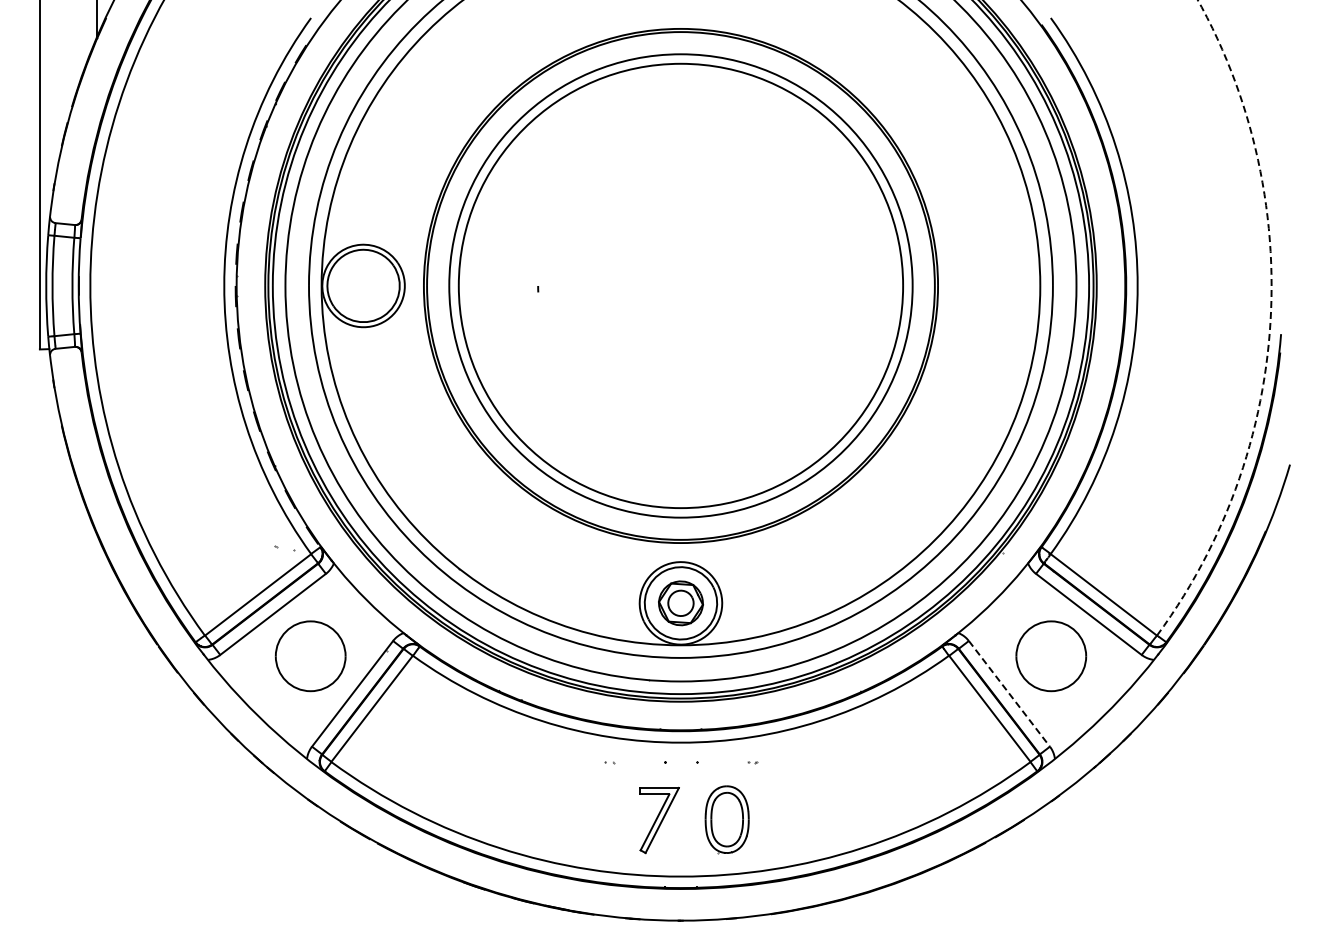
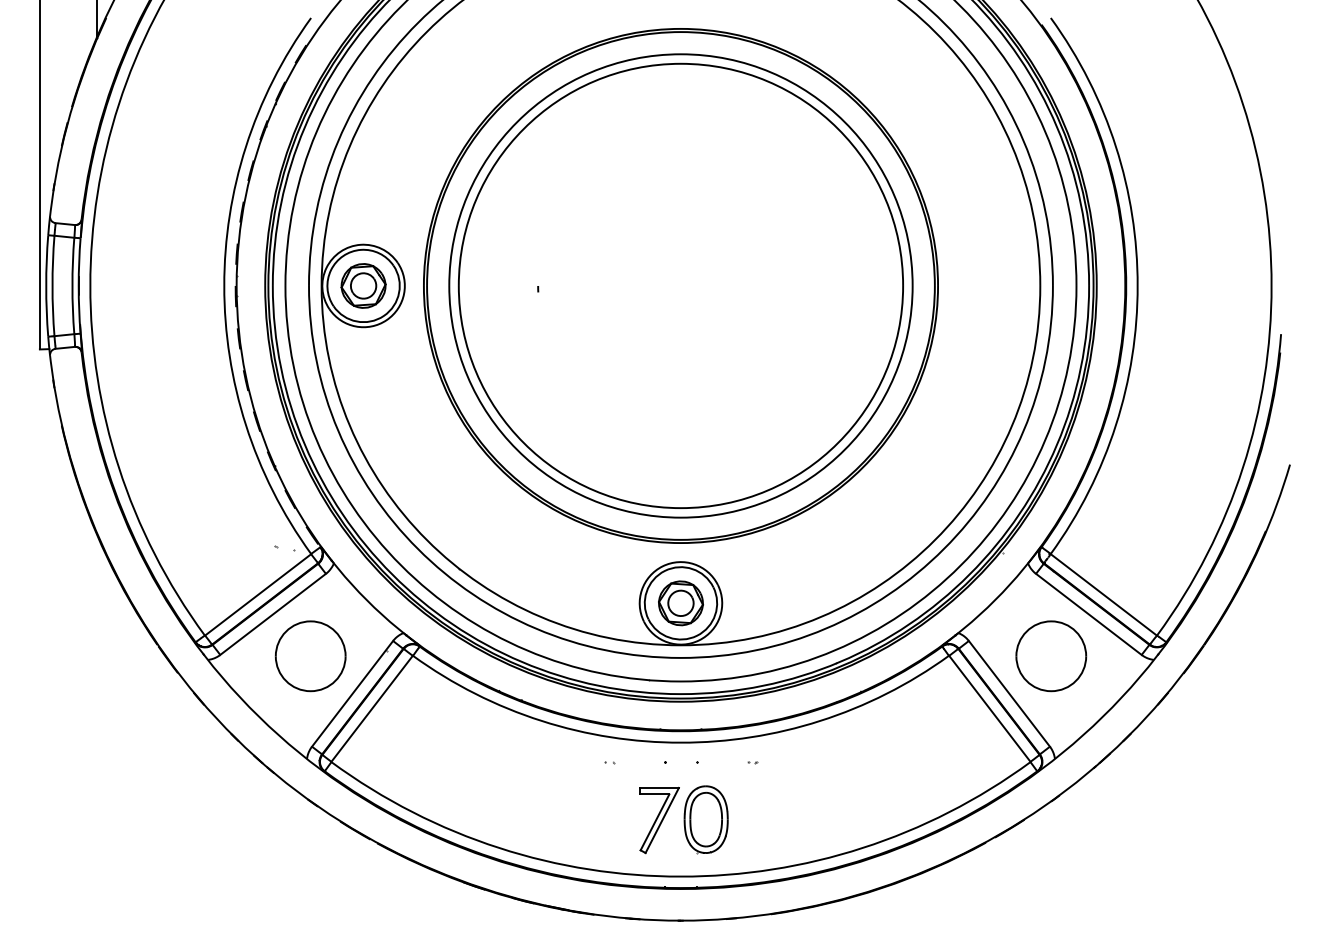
part: none -> present (363, 285)
arc: dashed -> solid (1270, 322)
line: dashed -> solid (1009, 693)
part position: (726, 819) -> (705, 819) (705, 819)
